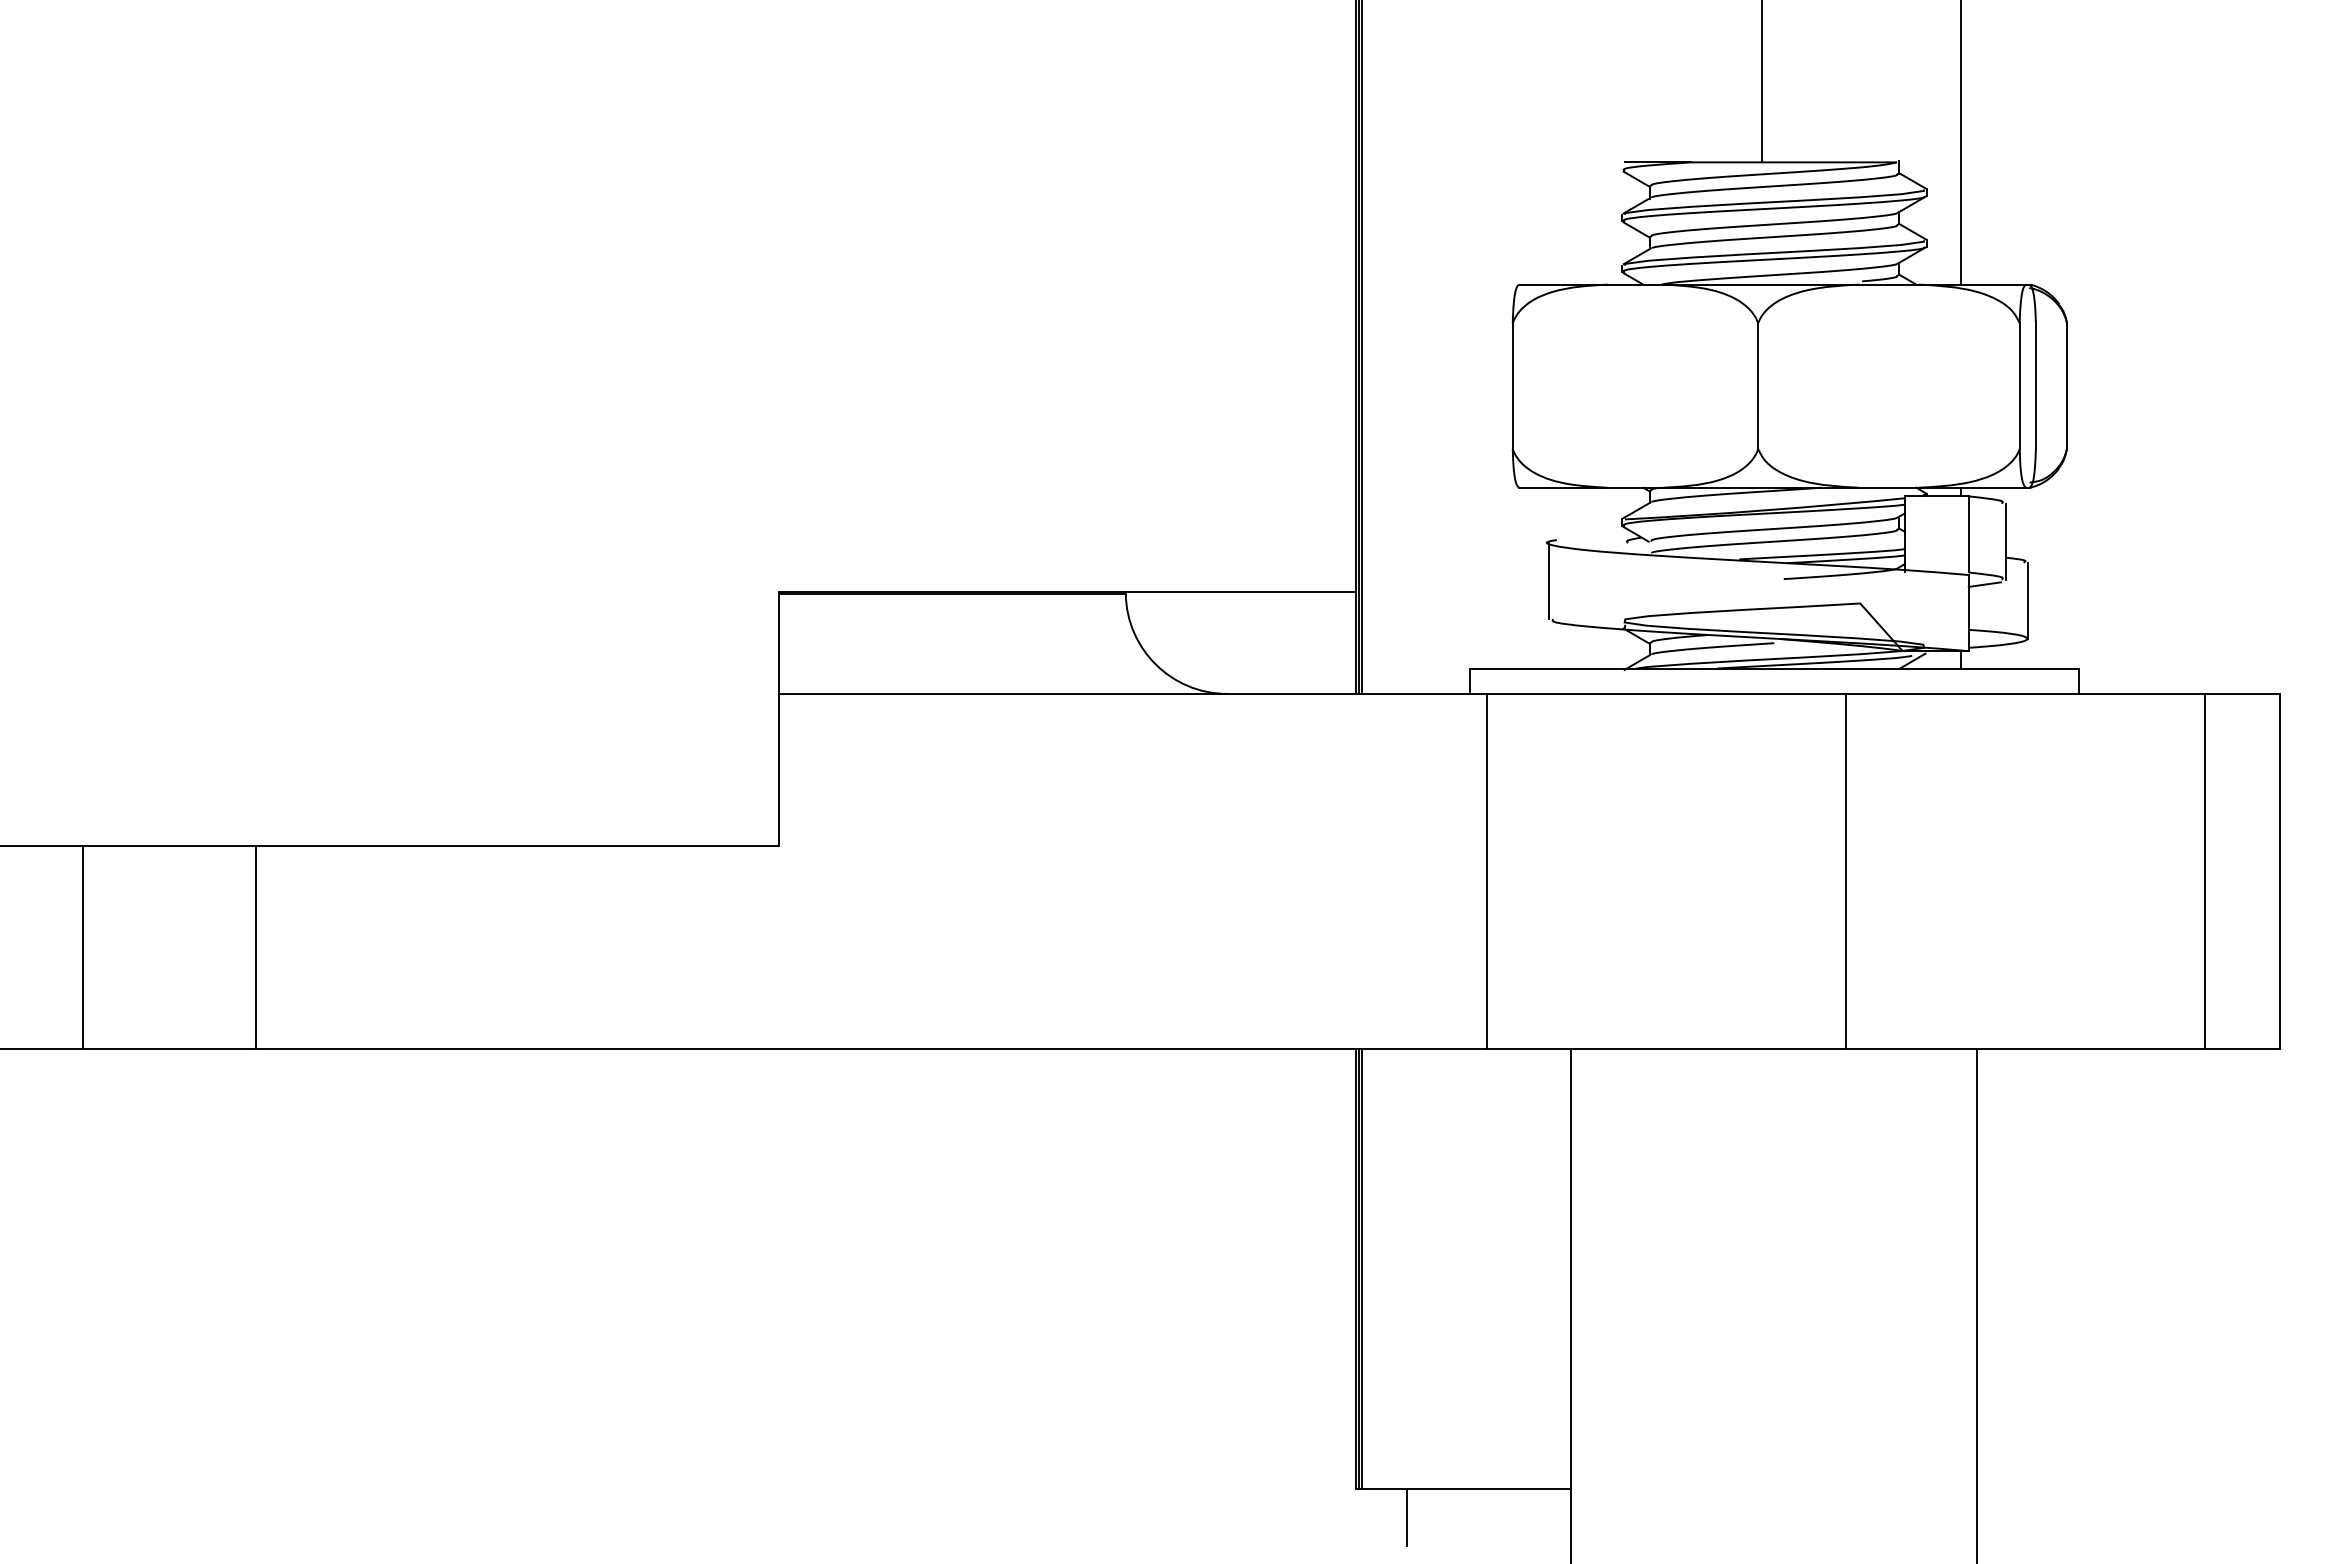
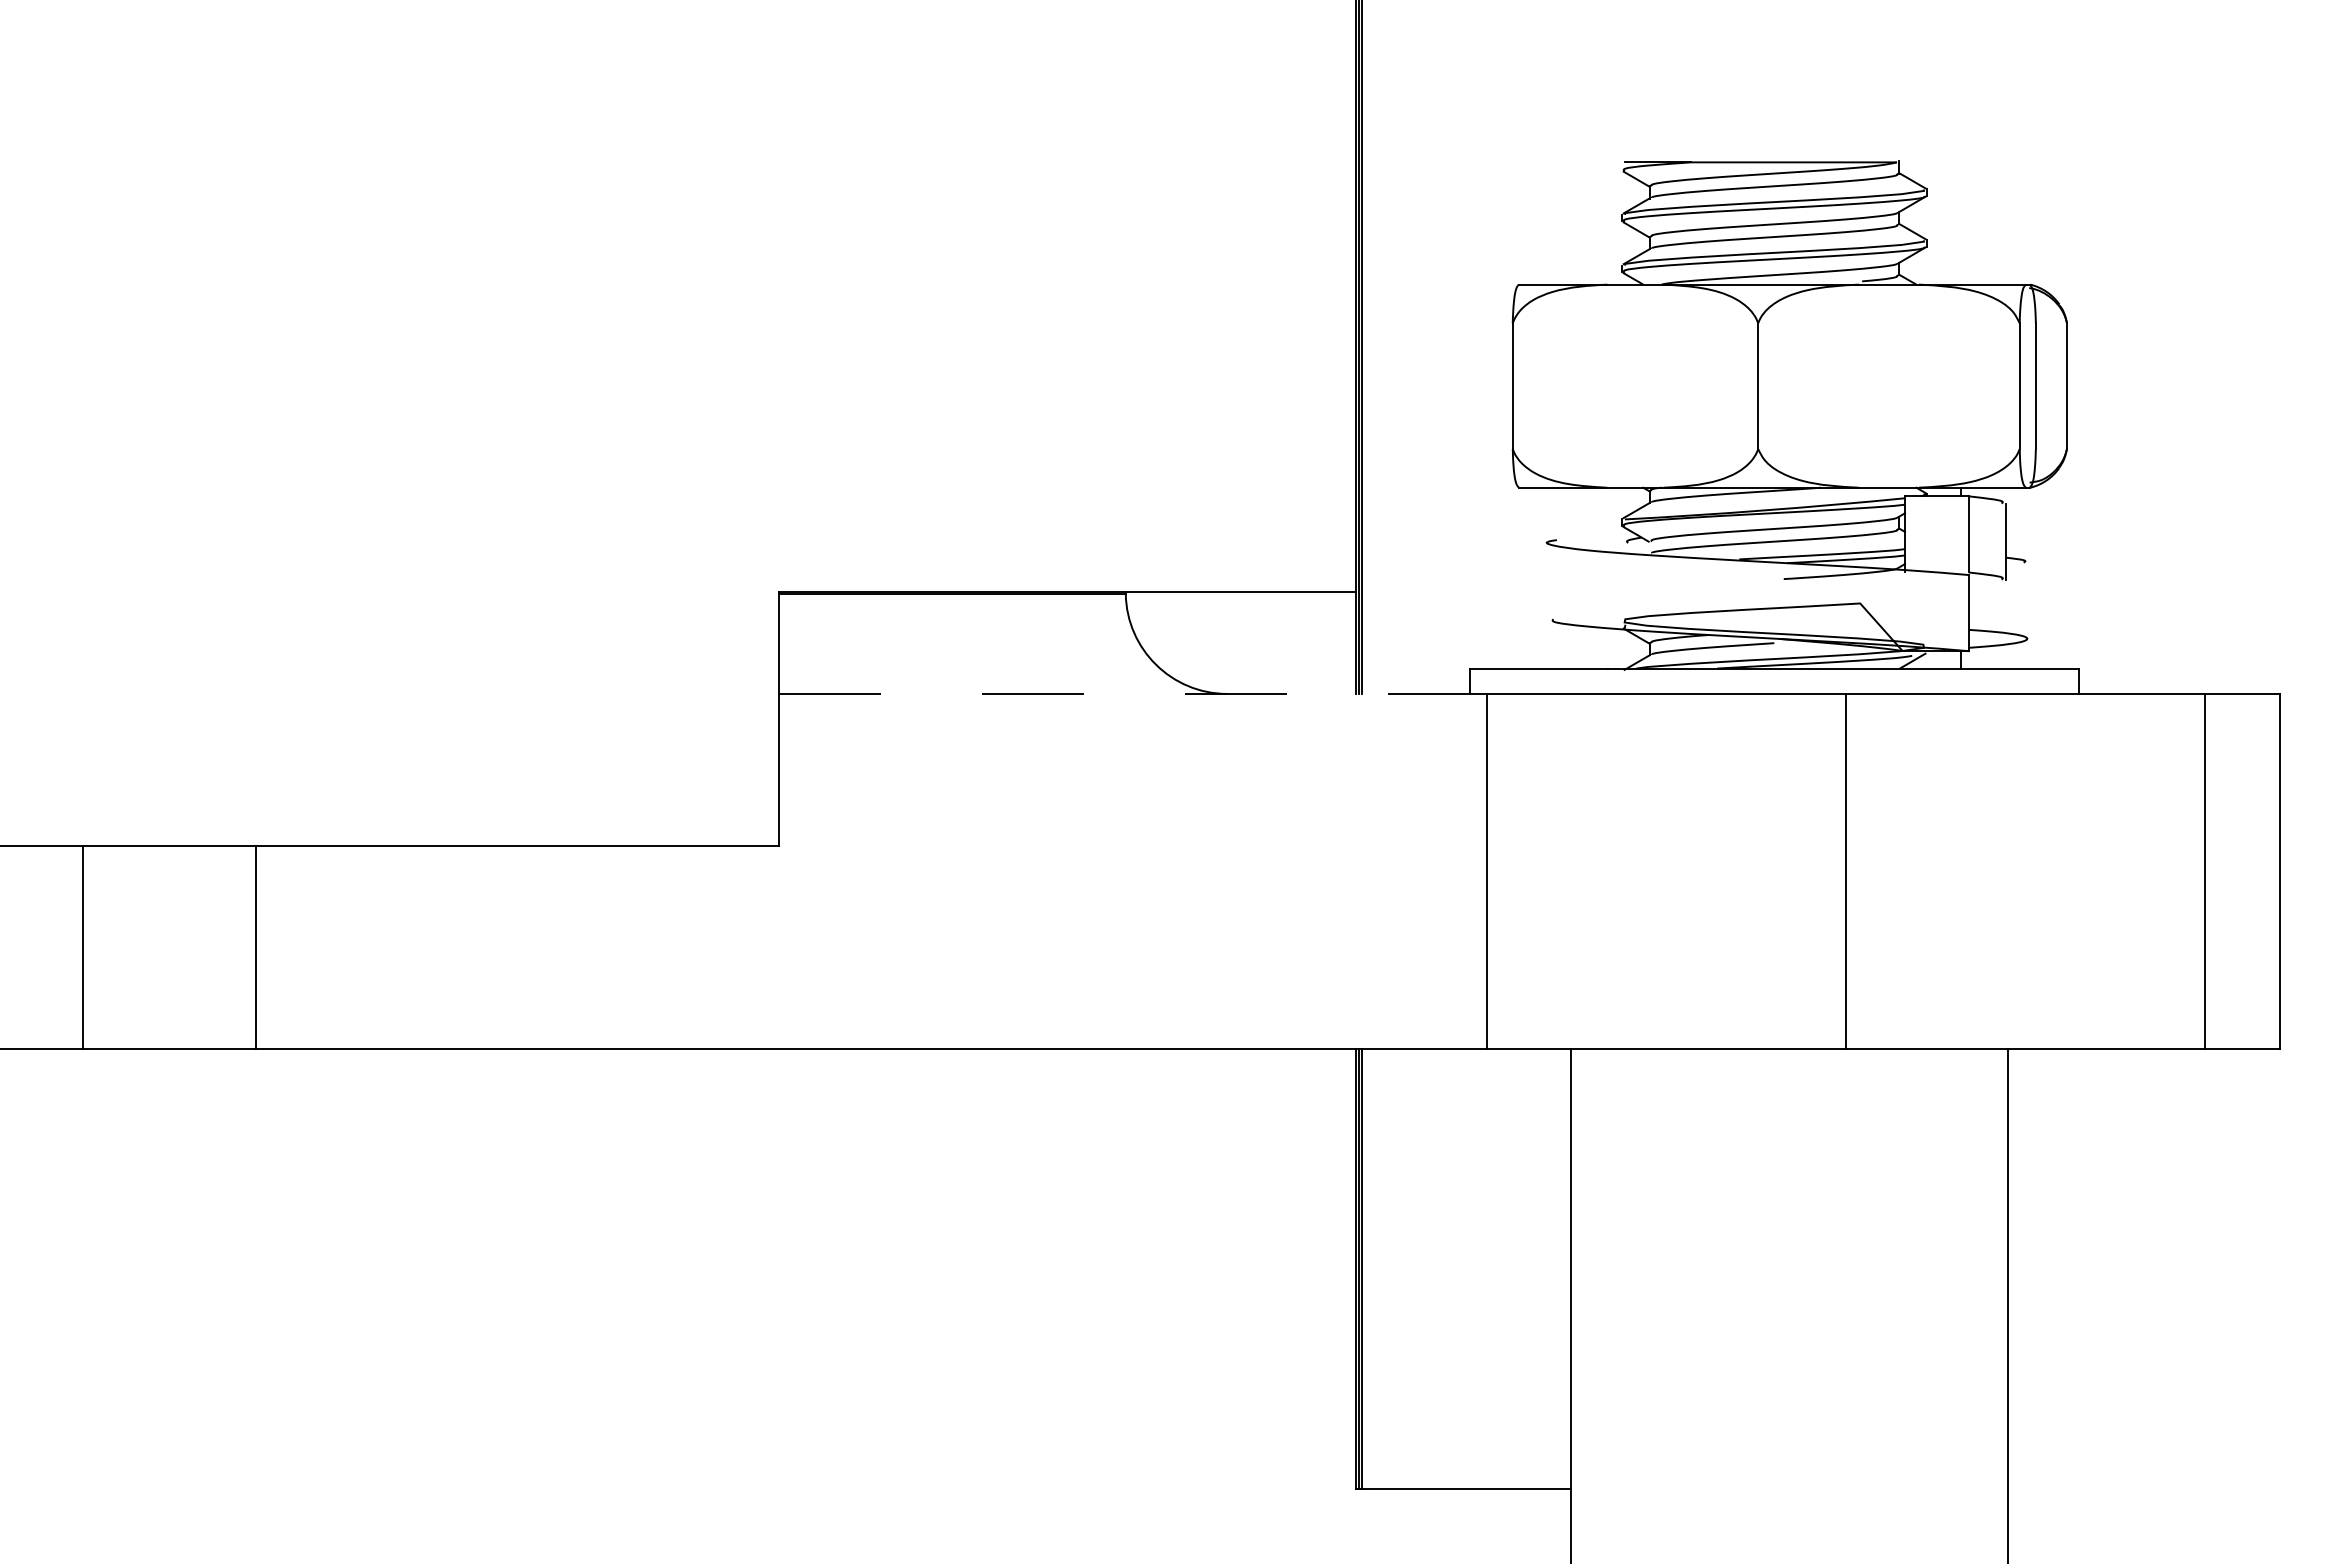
line: present -> none (1762, 82)
line: present -> none (1961, 143)
line: present -> none (1549, 581)
line: present -> none (1984, 584)
line: present -> none (2027, 600)
line: solid -> dashed (1133, 693)
line position: (1977, 1304) -> (2008, 1304) (2008, 1304)
line: present -> none (1406, 1516)
